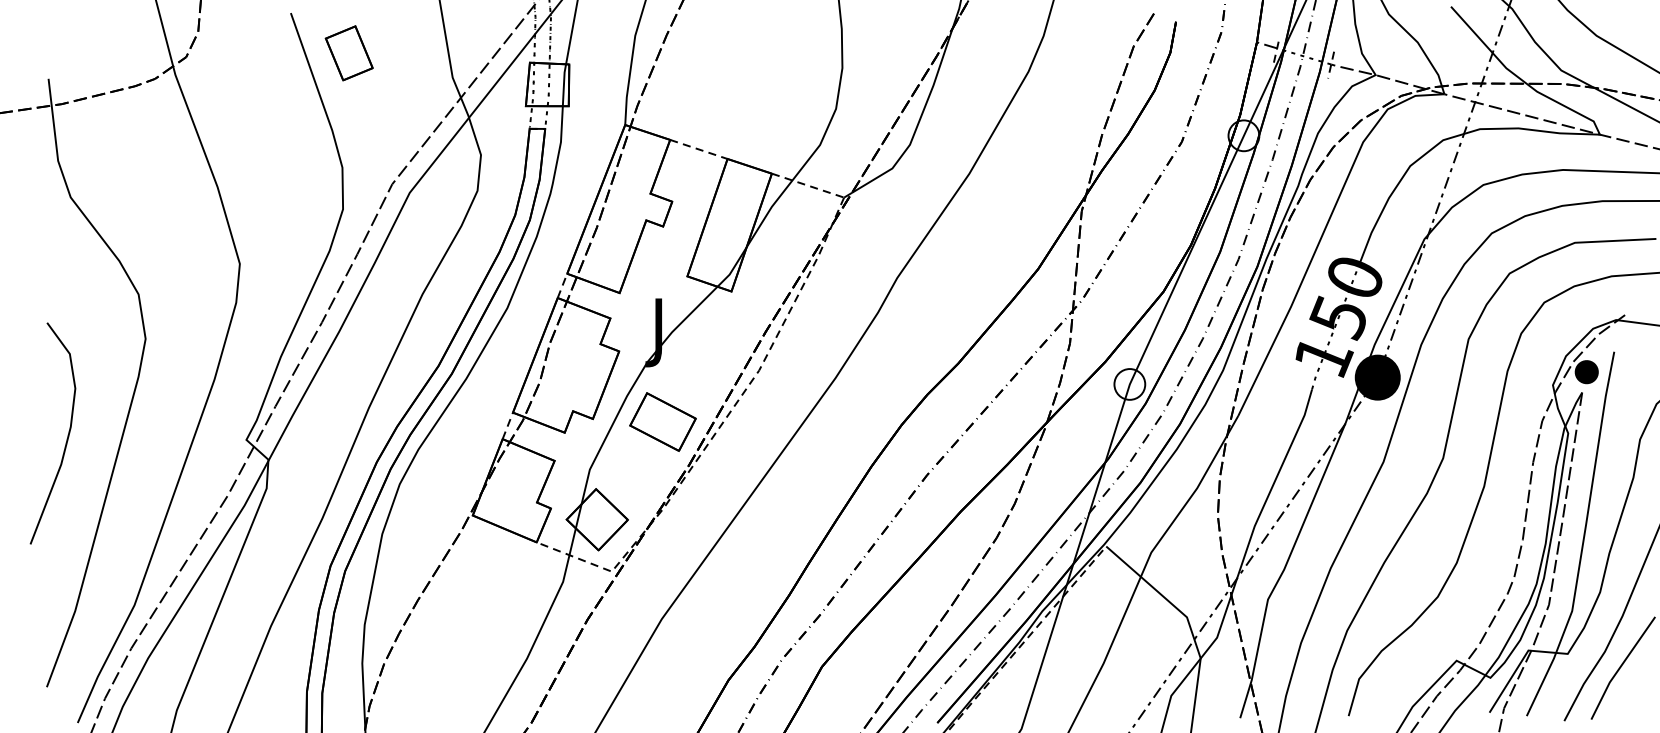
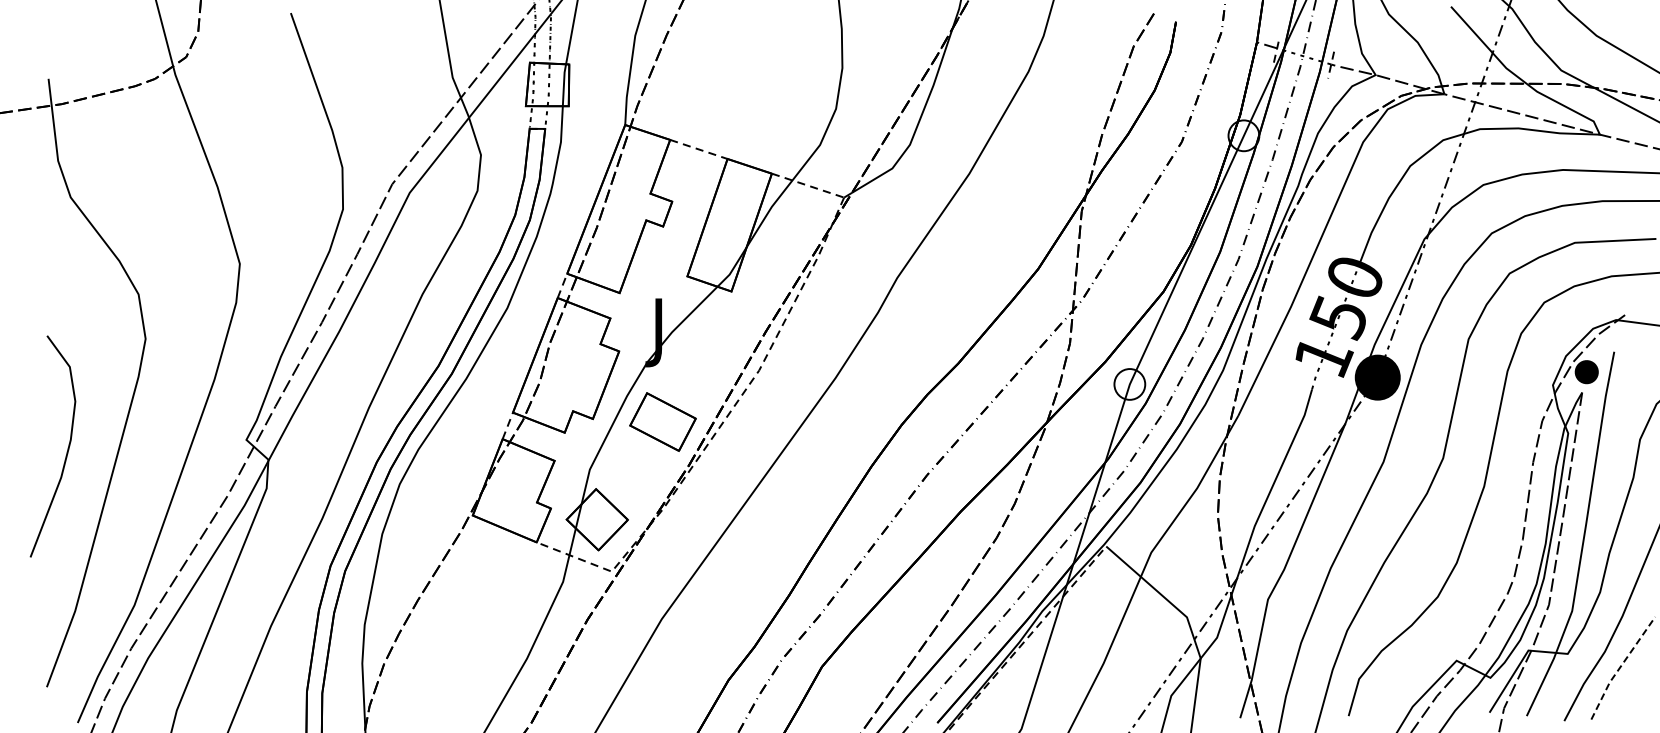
part: present -> none (348, 53)
curve position: (67, 435) -> (67, 448) (67, 448)
line: solid -> dashed (1620, 666)
